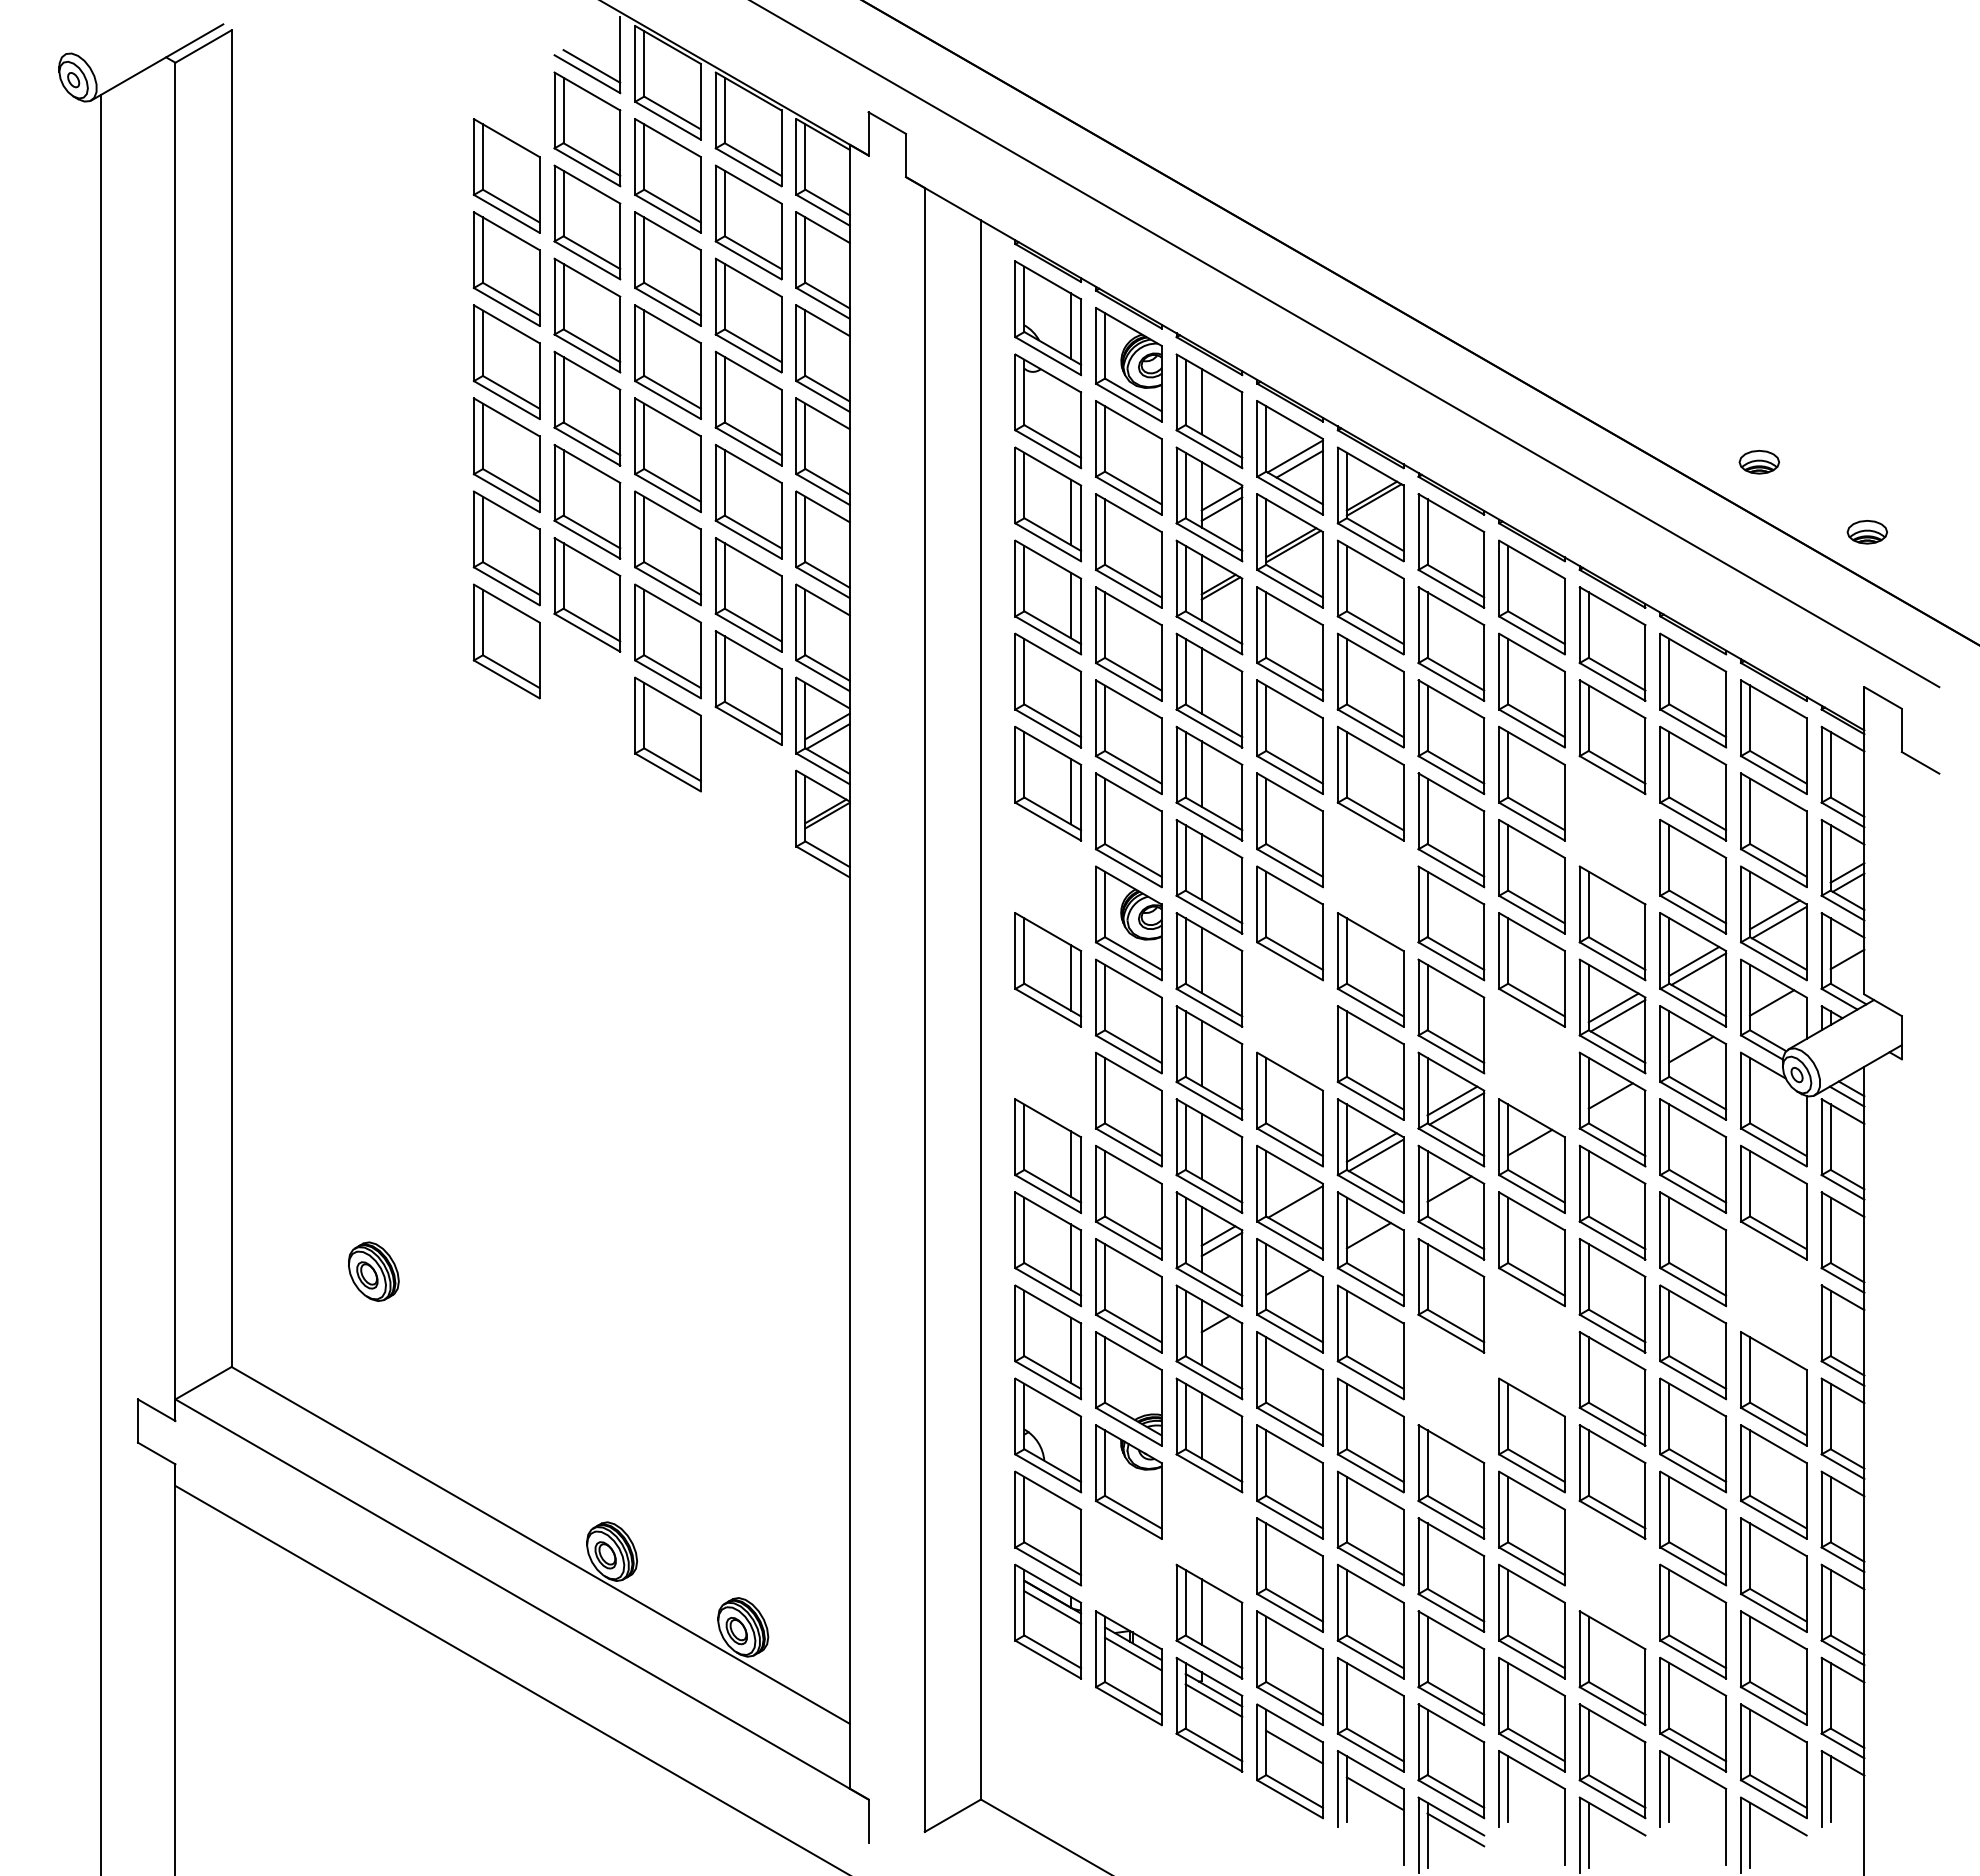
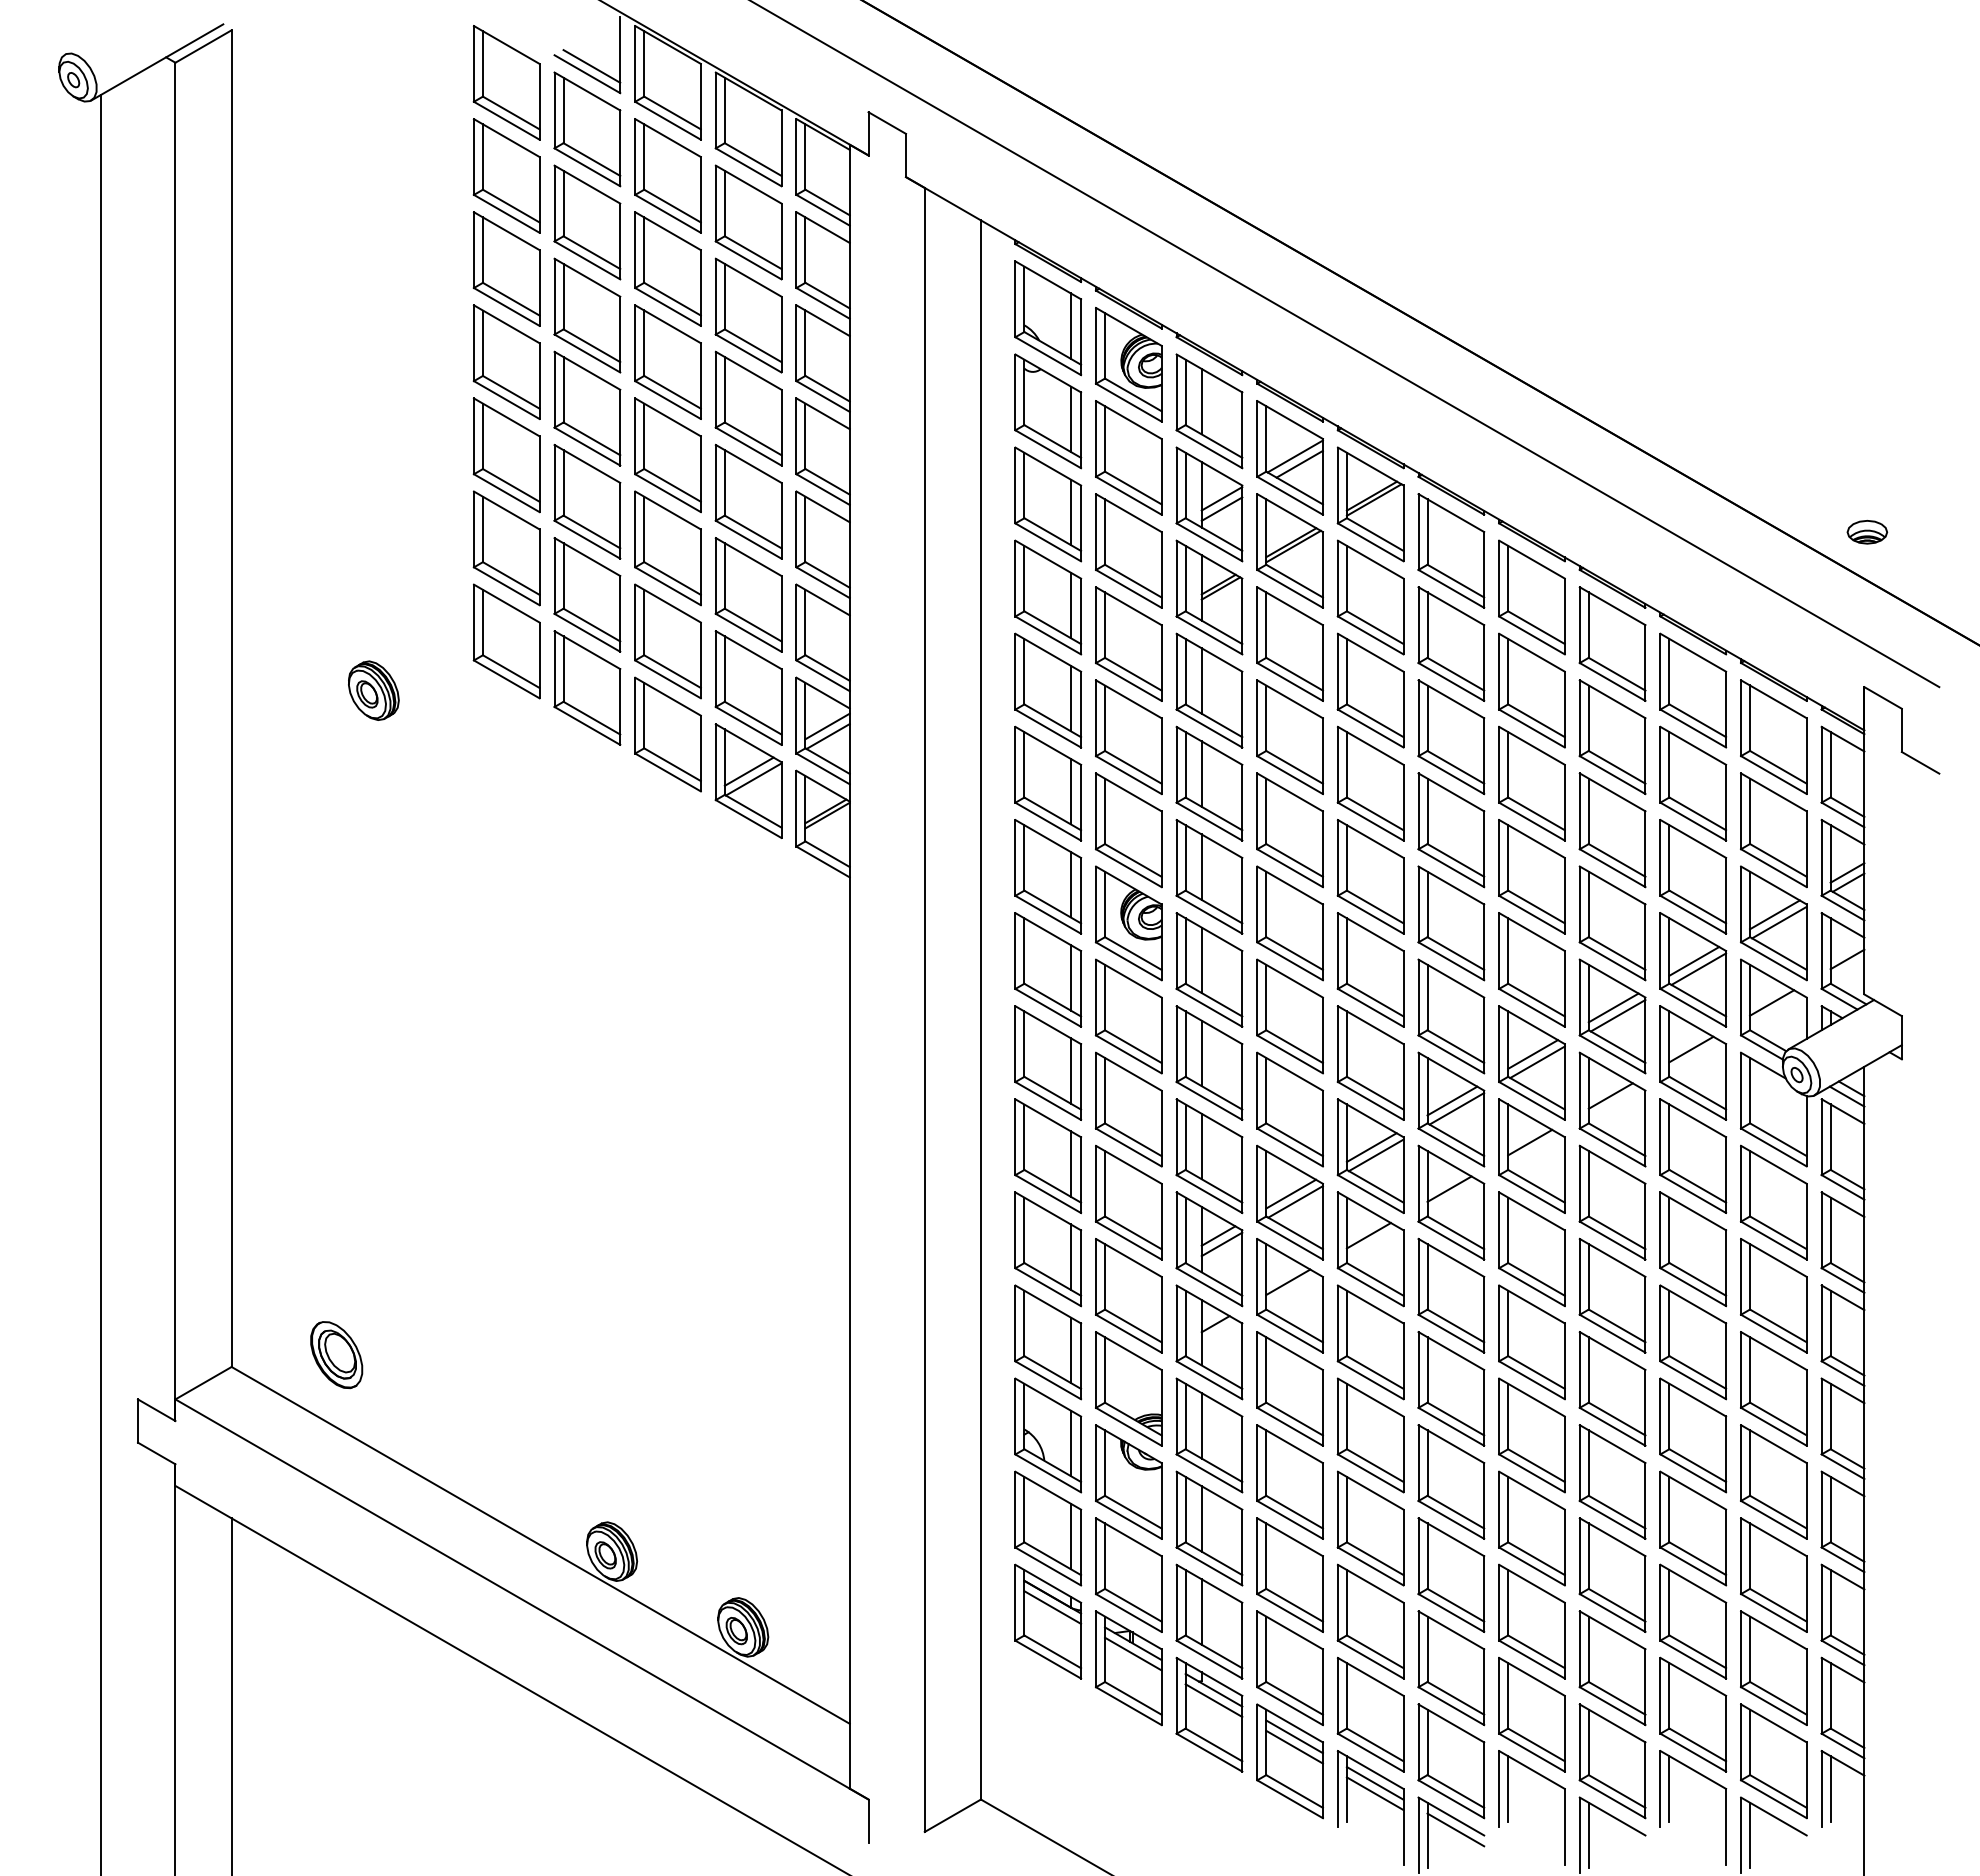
part: none -> present (506, 82)
line: none -> present (1070, 418)
part: present -> none (1759, 462)
part: none -> present (587, 687)
line: none -> present (1070, 698)
part: none -> present (748, 780)
part: none -> present (1612, 830)
part: none -> present (1048, 876)
part: none -> present (1370, 876)
part: none -> present (1289, 1016)
part: none -> present (1048, 1062)
part: none -> present (1531, 1062)
line: none -> present (1291, 1193)
part position: (373, 1271) -> (373, 690) (373, 690)
part: none -> present (1773, 1295)
part: none -> present (1531, 1342)
part: none -> present (336, 1355)
part: none -> present (1451, 1388)
line: none -> present (1070, 1443)
part: none -> present (1209, 1528)
line: none -> present (1070, 1536)
part: none -> present (1128, 1574)
part: none -> present (1612, 1574)
line: none -> present (231, 1695)
line: none -> present (1294, 1736)
line: none -> present (1374, 1783)
